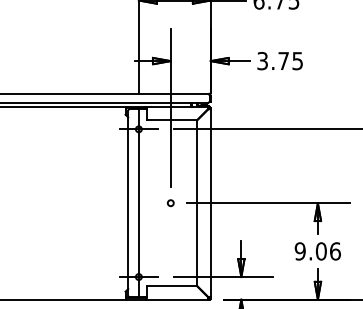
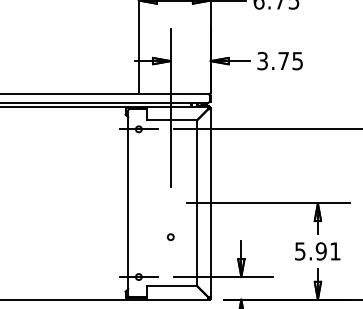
line: present -> none (138, 203)
circle position: (170, 203) -> (170, 237) (170, 237)
text: 9.06 -> 5.91 (317, 251)
